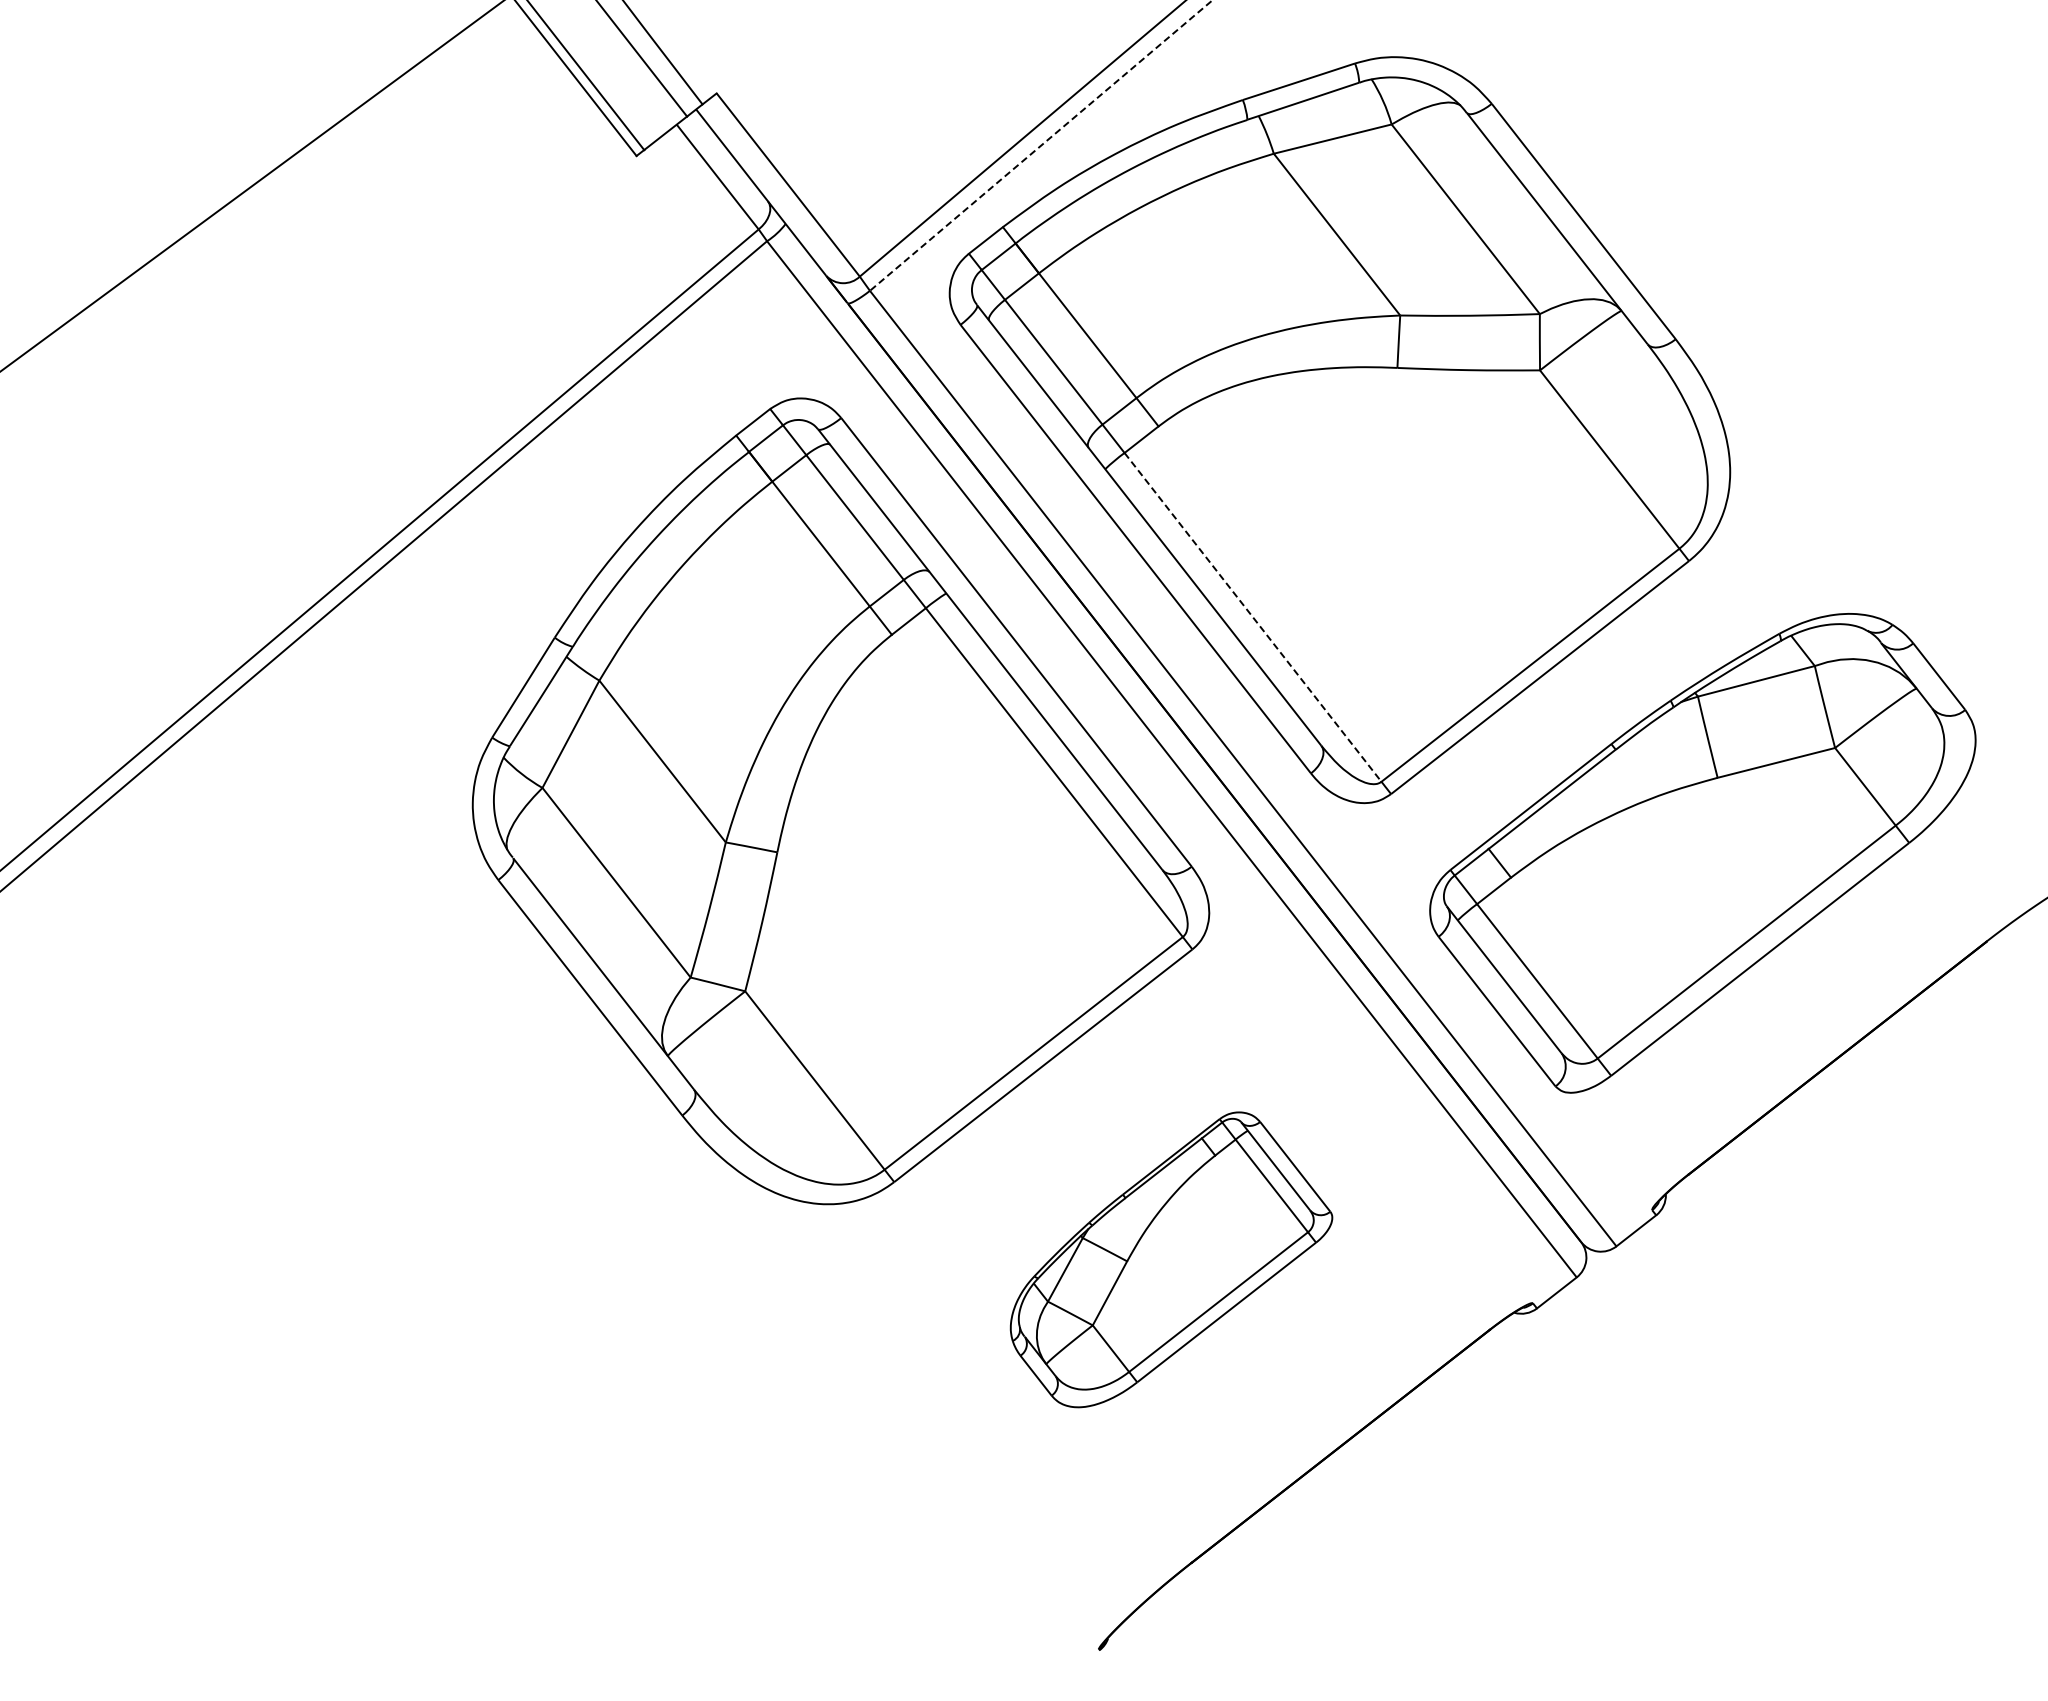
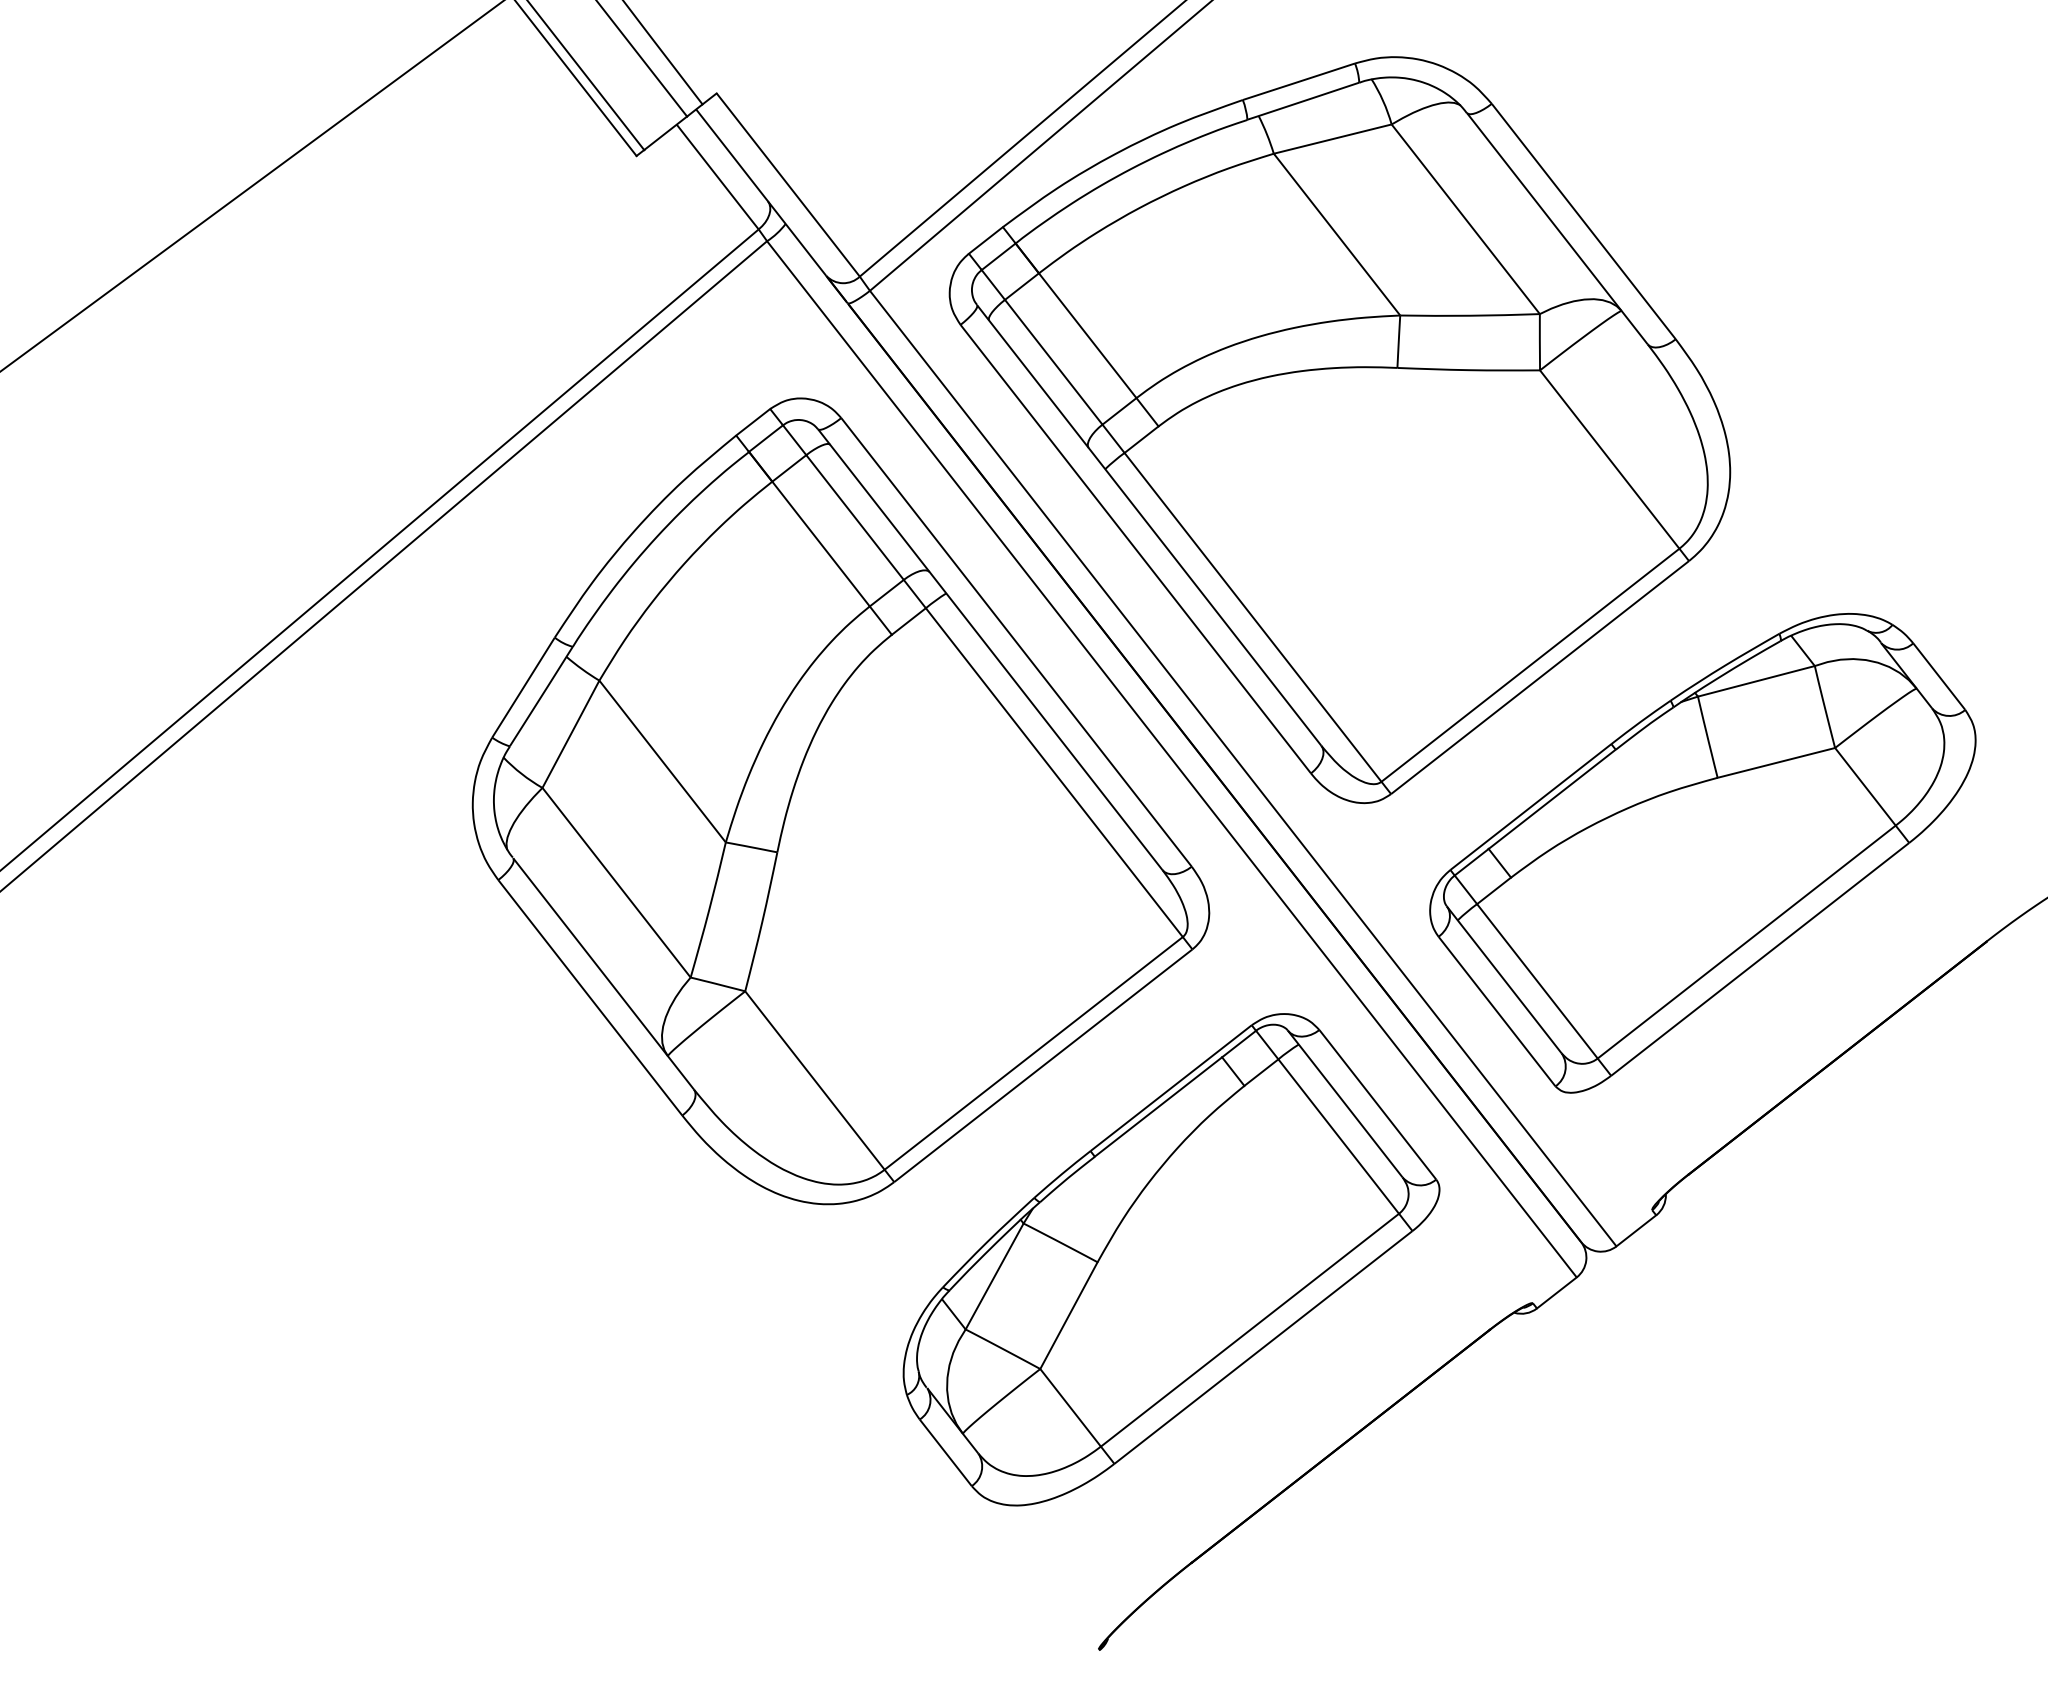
line: dashed -> solid (1040, 145)
line: dashed -> solid (1253, 617)
part size: 325x298 px -> 539x494 px (1171, 1259)
